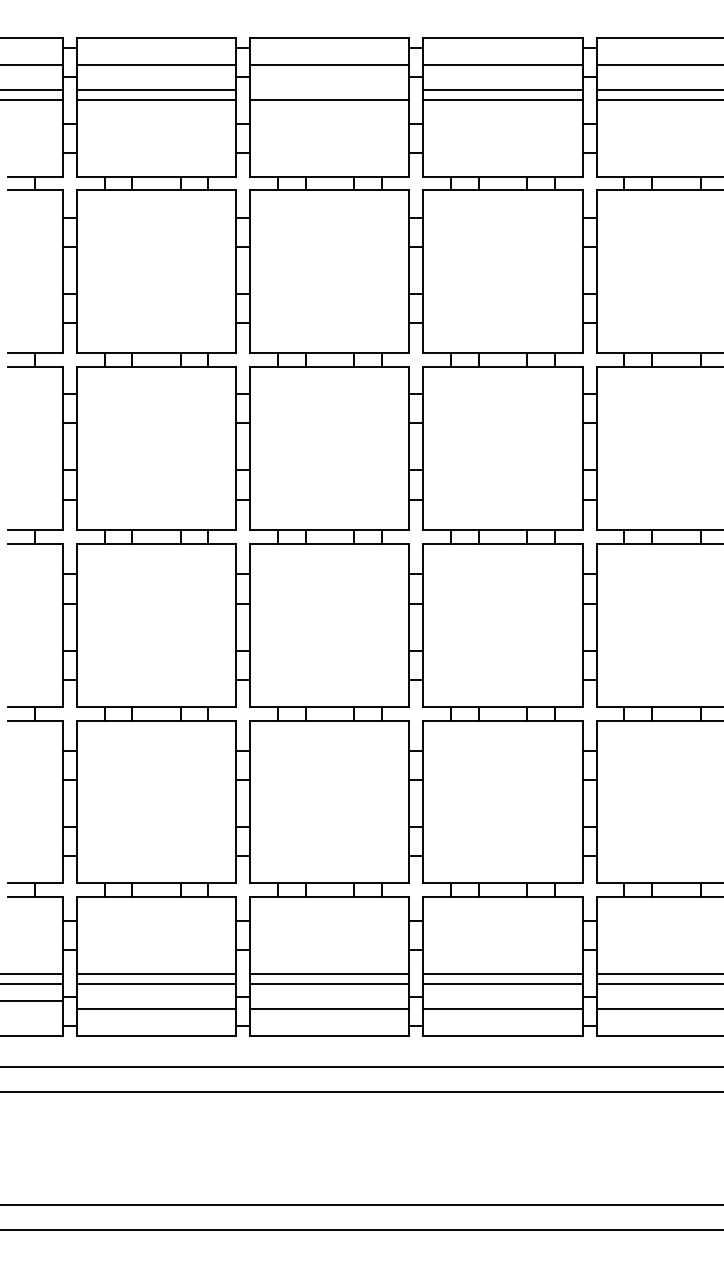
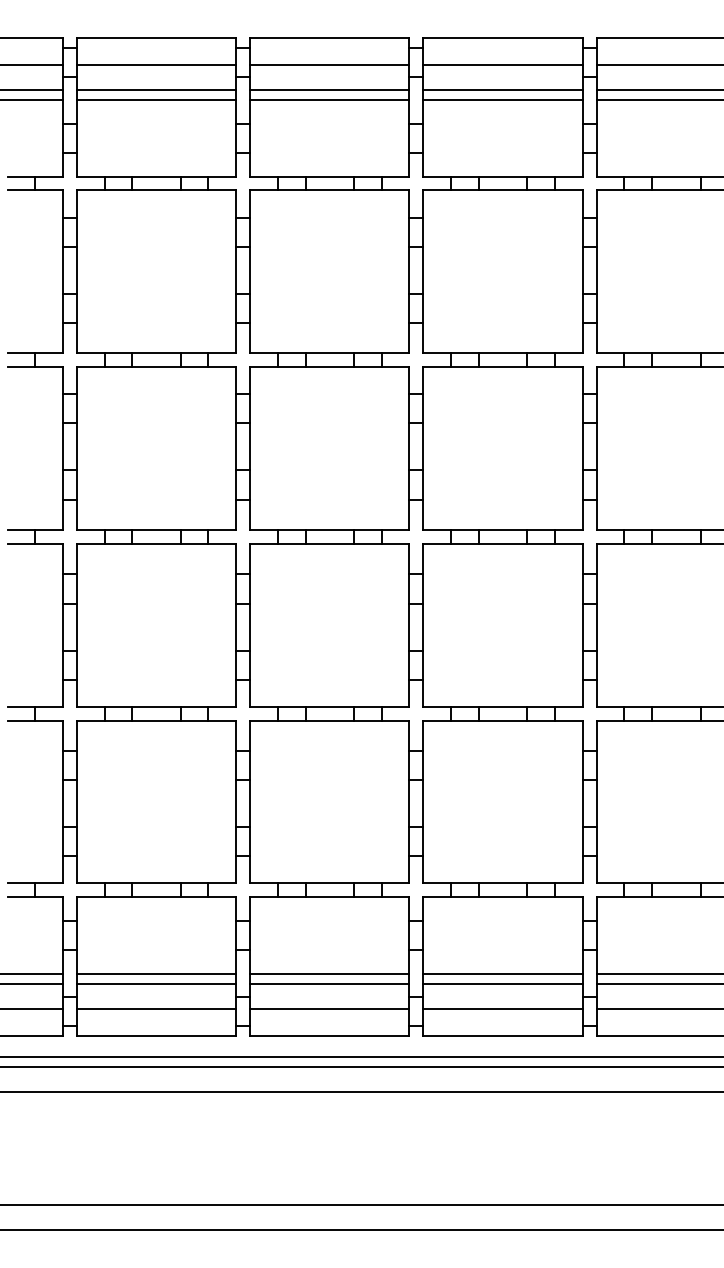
line: none -> present (329, 90)
line position: (32, 1000) -> (32, 1008) (32, 1008)
line: none -> present (361, 1056)
